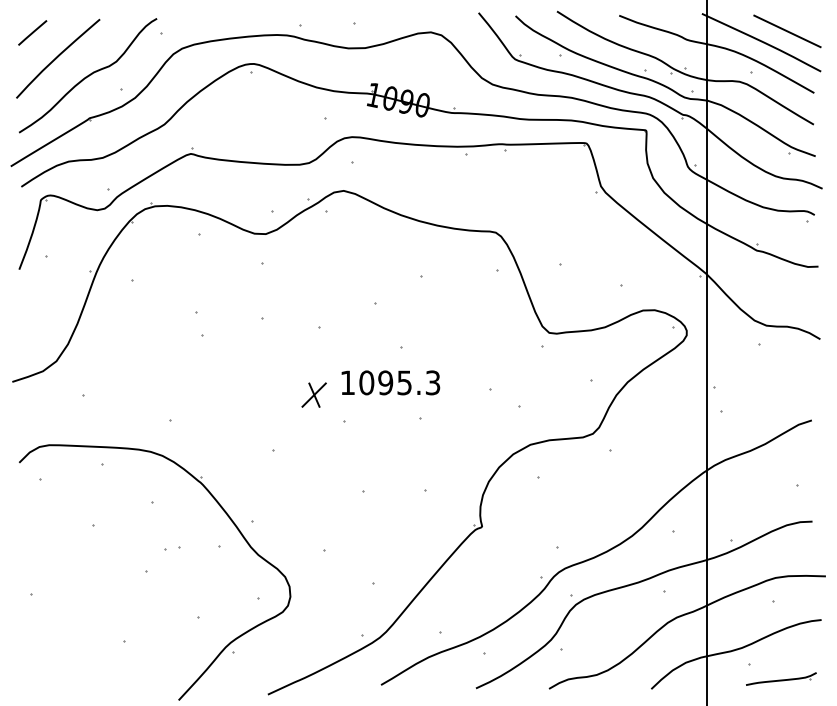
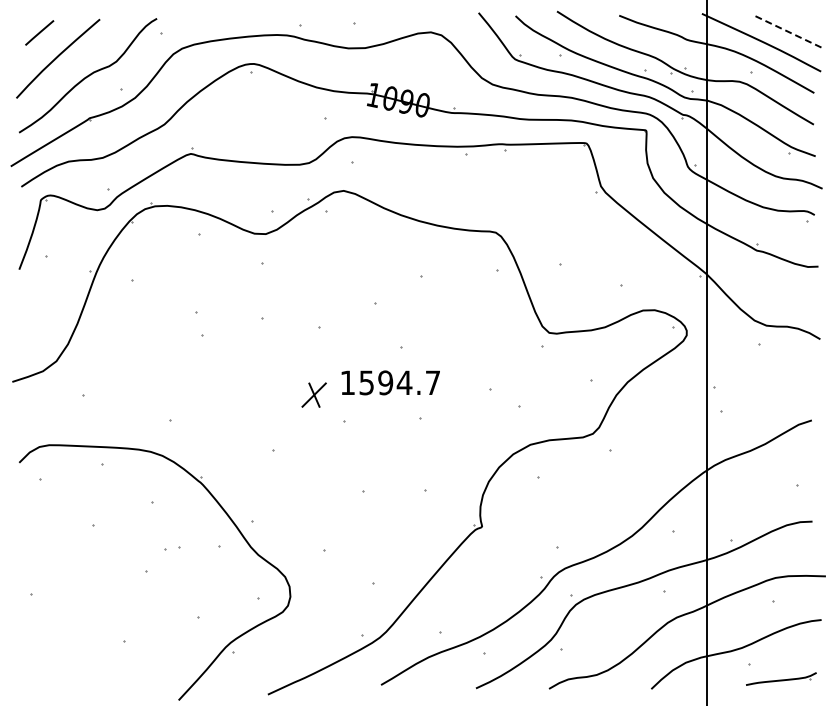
line: solid -> dashed (787, 31)
line position: (32, 32) -> (39, 32) (39, 32)
text: 1095.3 -> 1594.7 (399, 382)
